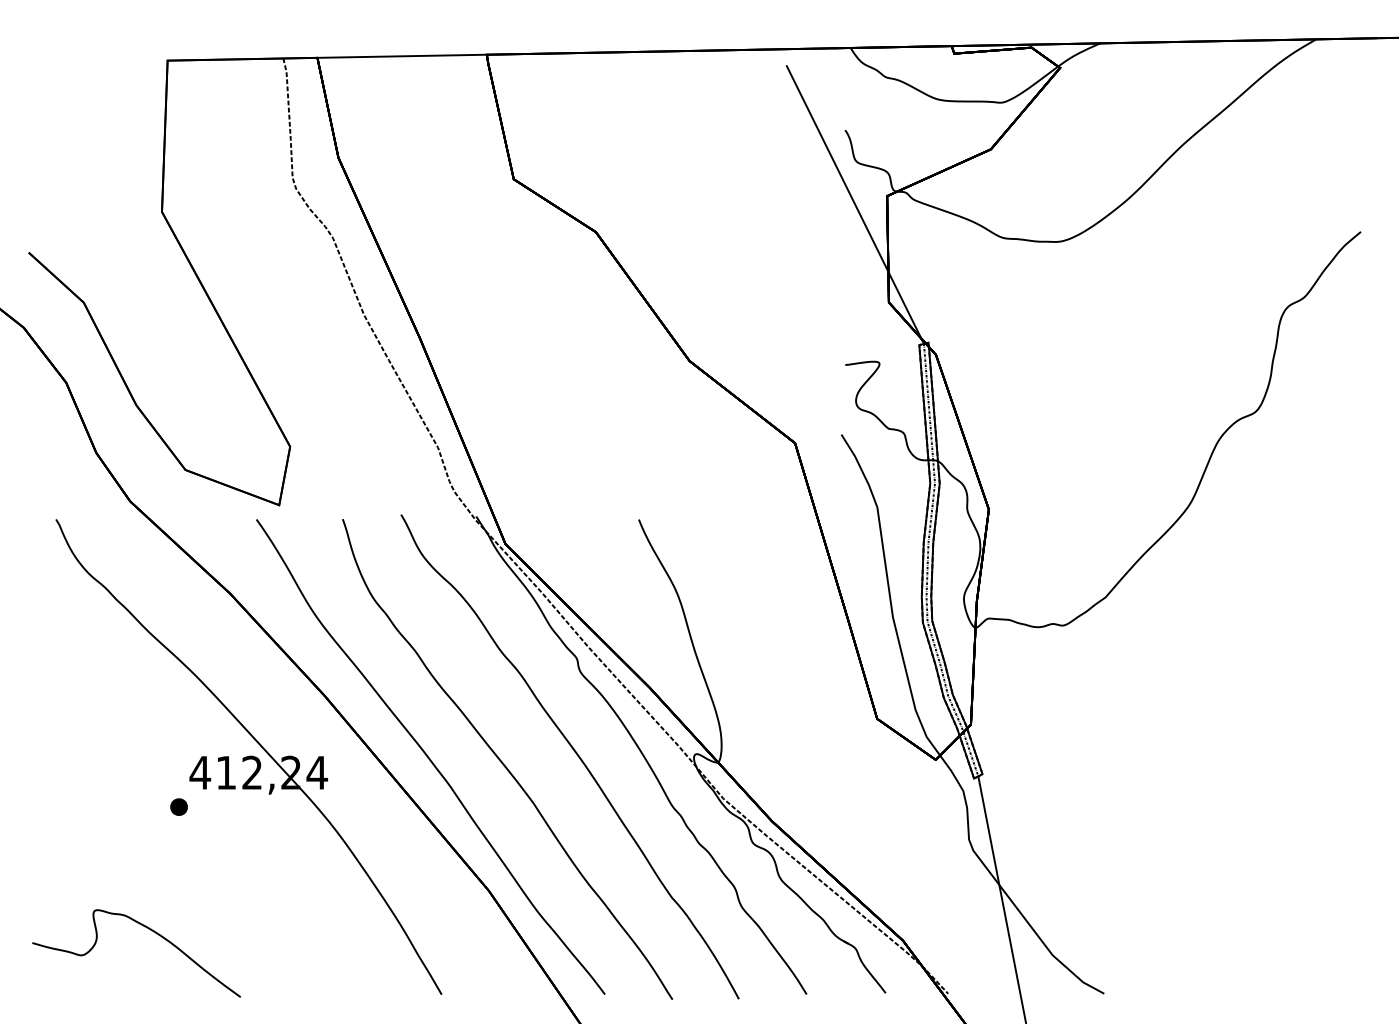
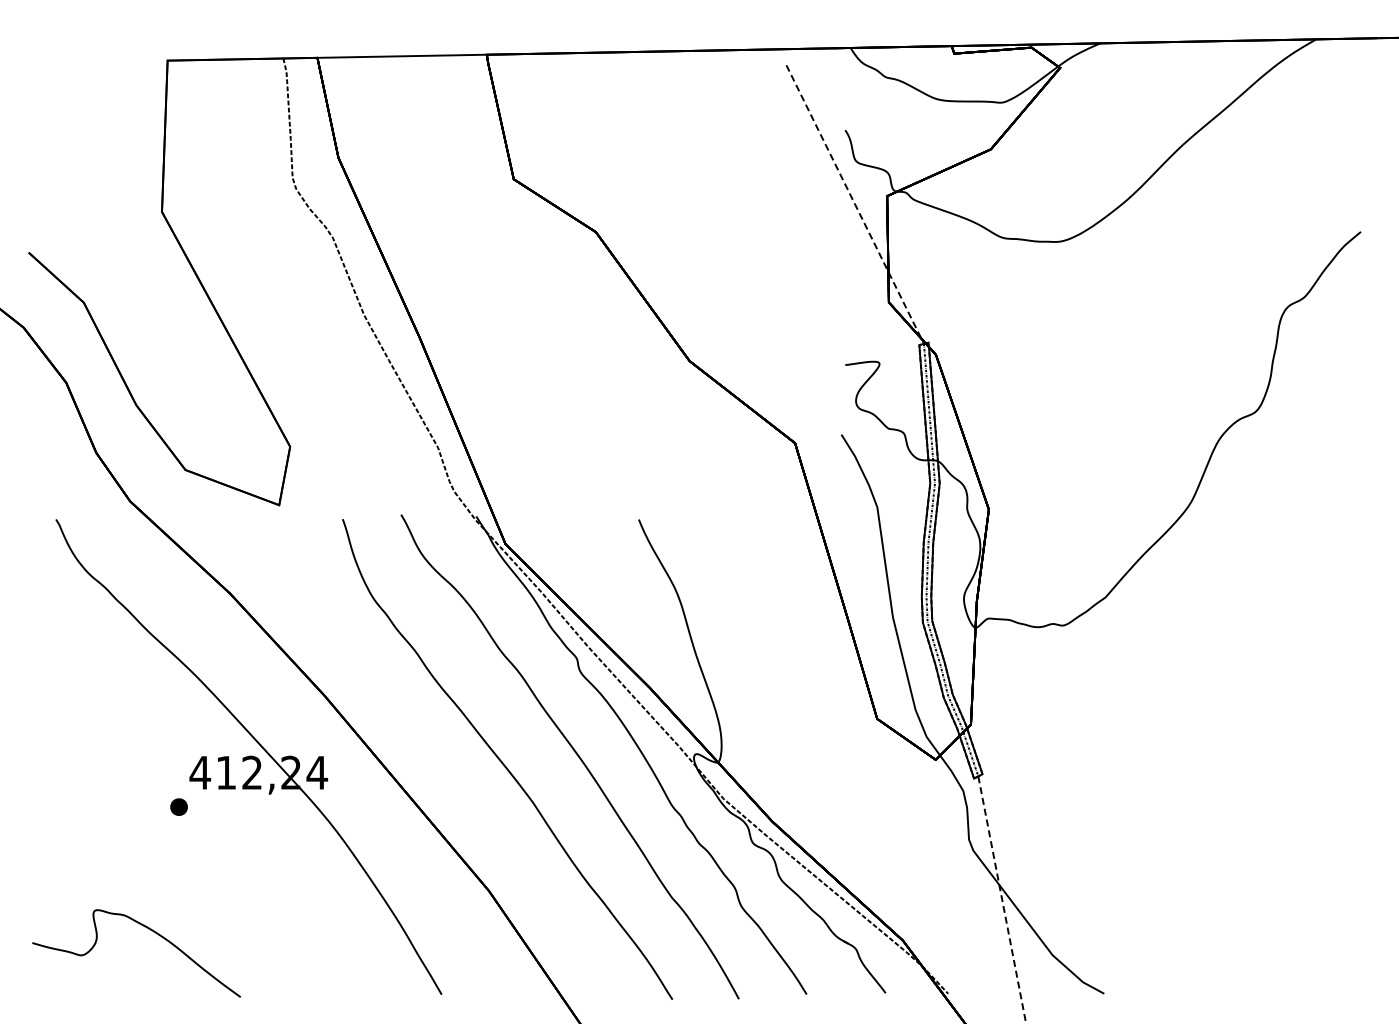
line: solid -> dashed (855, 205)
part: present -> none (430, 756)
line: solid -> dashed (1002, 900)
